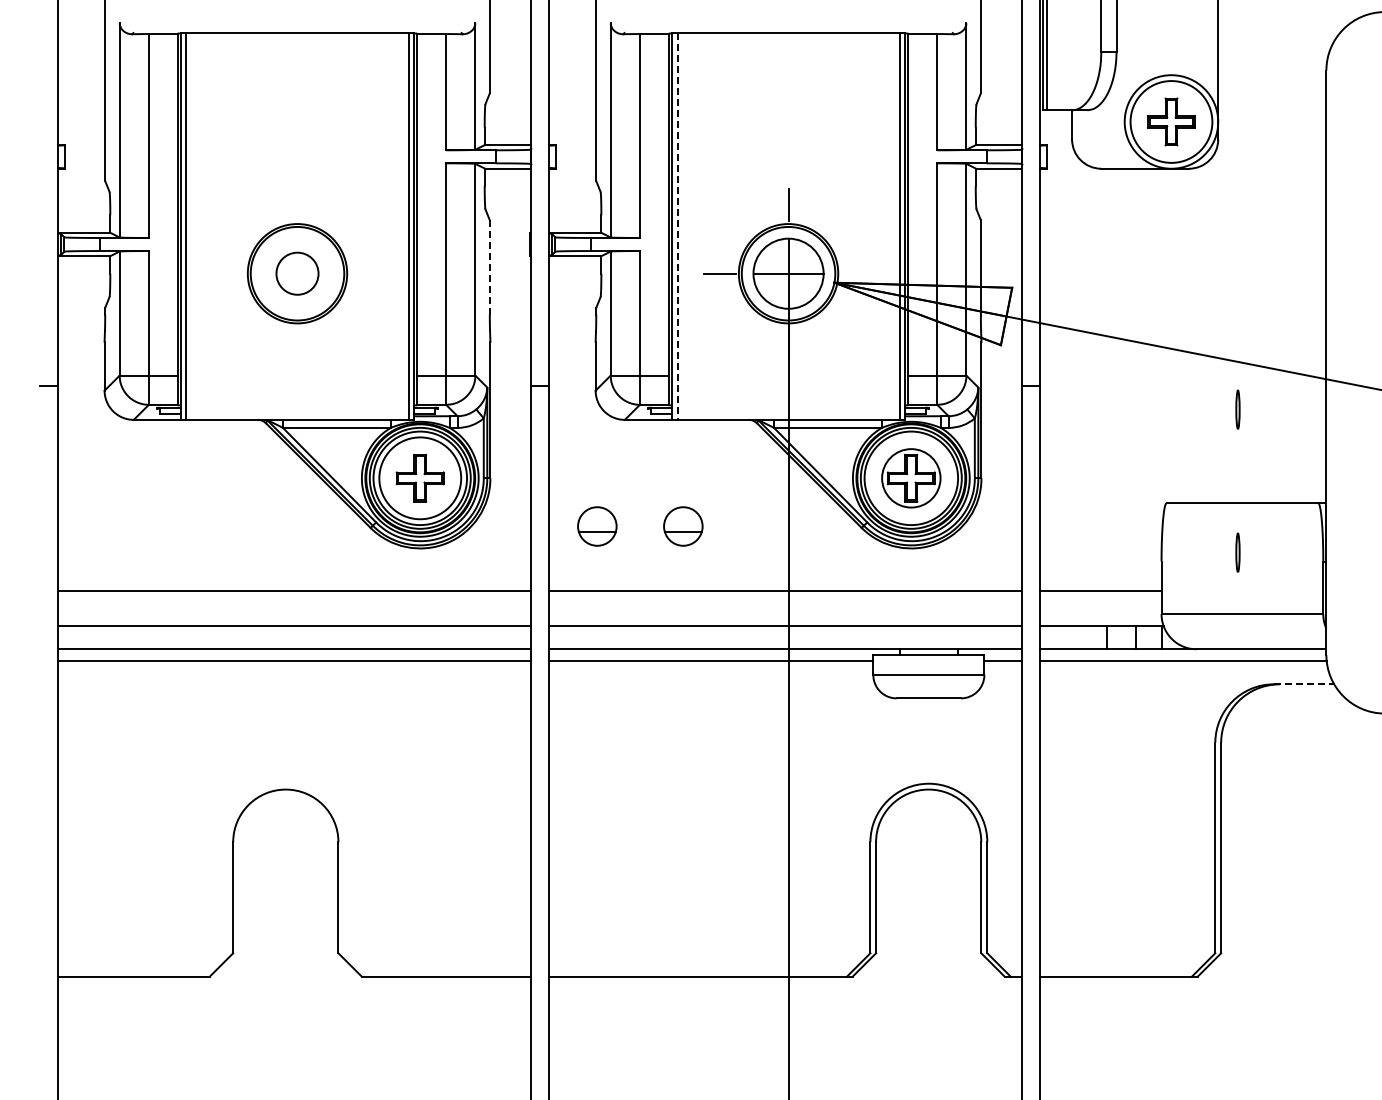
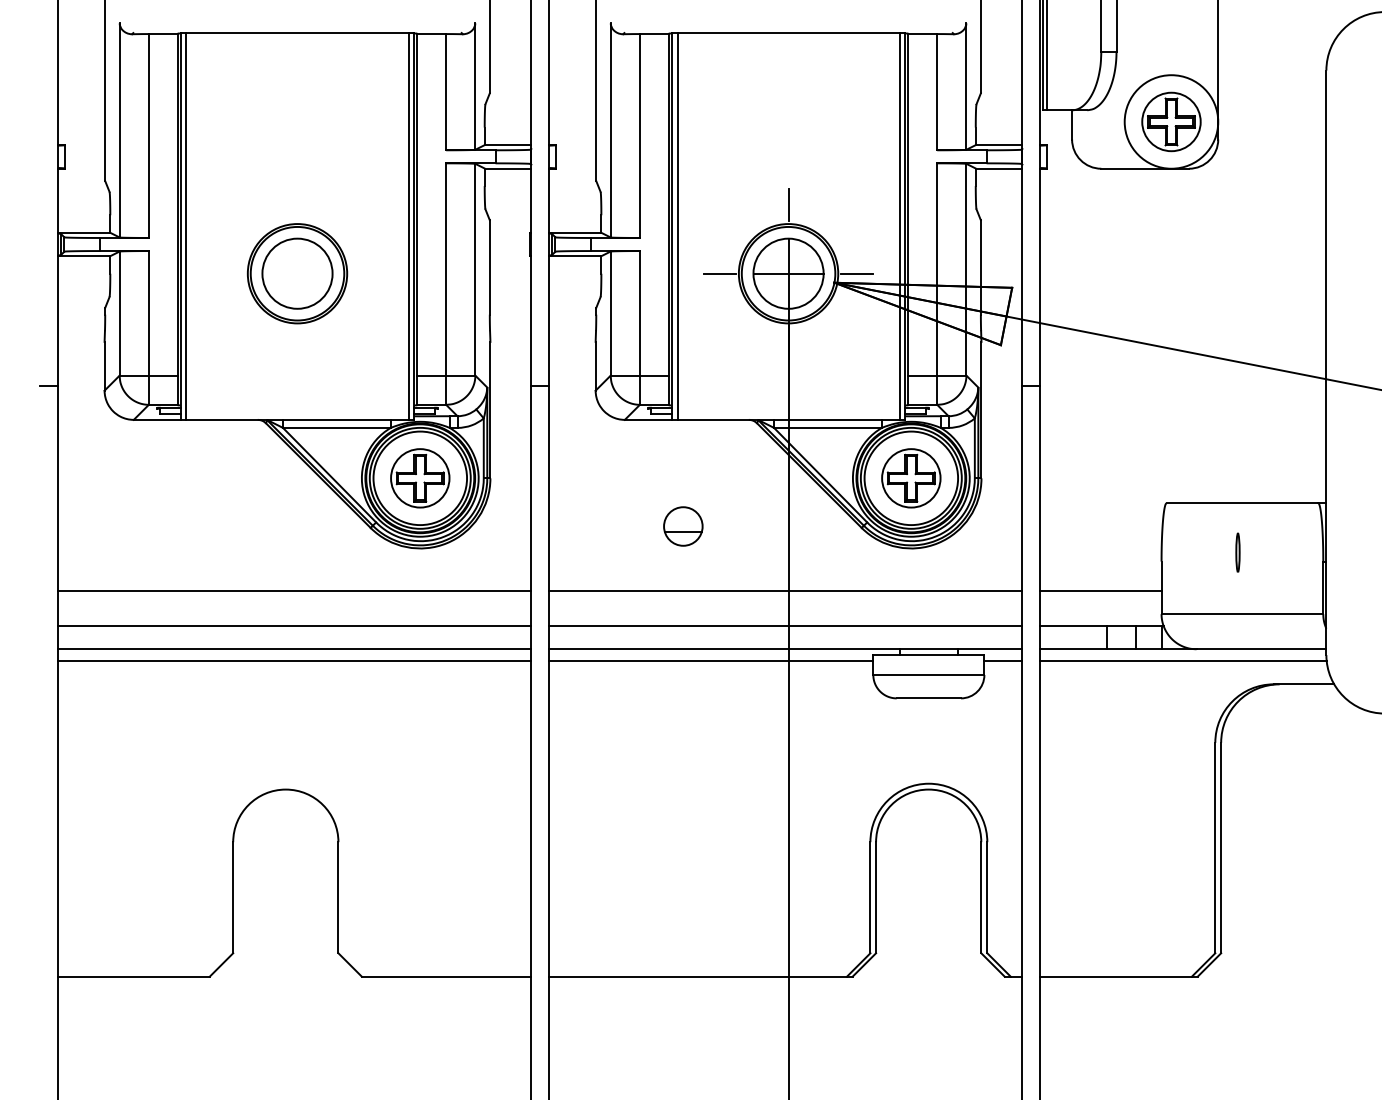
circle diameter: 82 px -> 58 px (1171, 121)
line: dashed -> solid (677, 227)
line: dashed -> solid (489, 266)
circle diameter: 42 px -> 70 px (297, 273)
line: none -> present (857, 273)
part: present -> none (1237, 409)
circle diameter: 82 px -> 58 px (420, 478)
part: present -> none (597, 526)
line: dashed -> solid (1304, 684)
